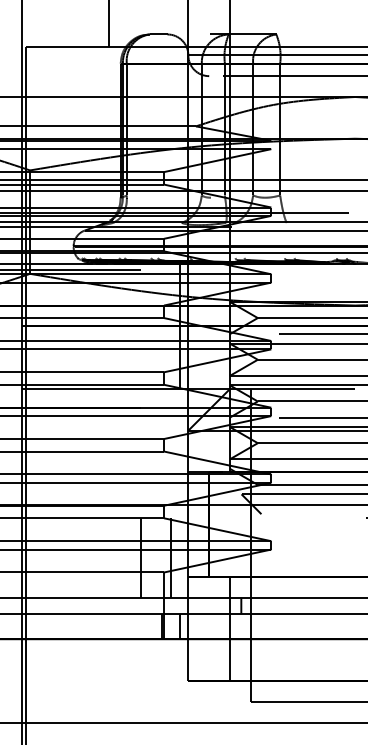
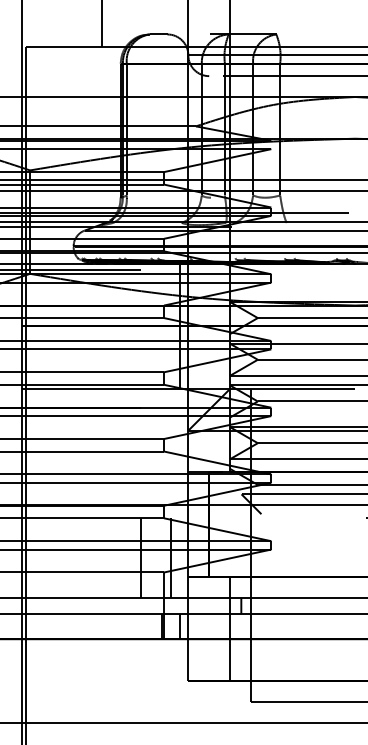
line position: (109, 24) -> (102, 24) (102, 24)
line: present -> none (321, 334)
line: present -> none (321, 417)
